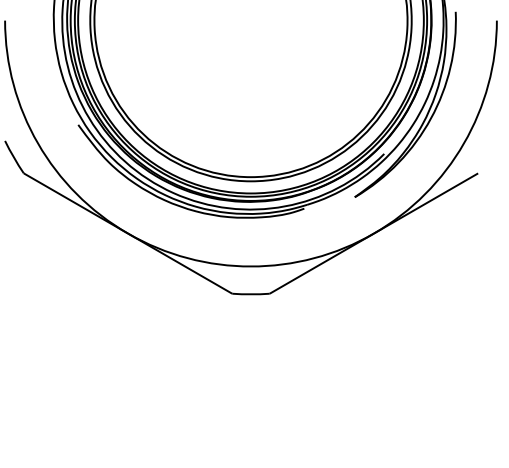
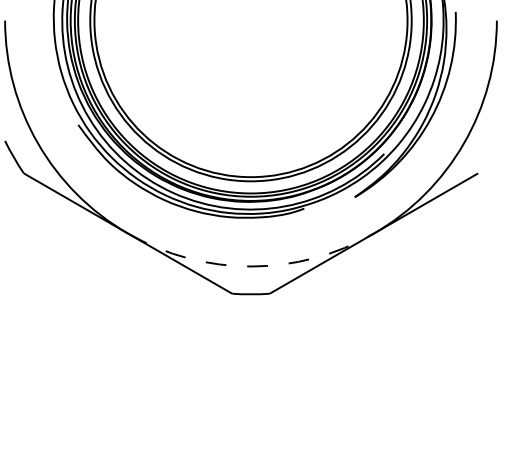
arc: solid -> dashed (250, 266)
